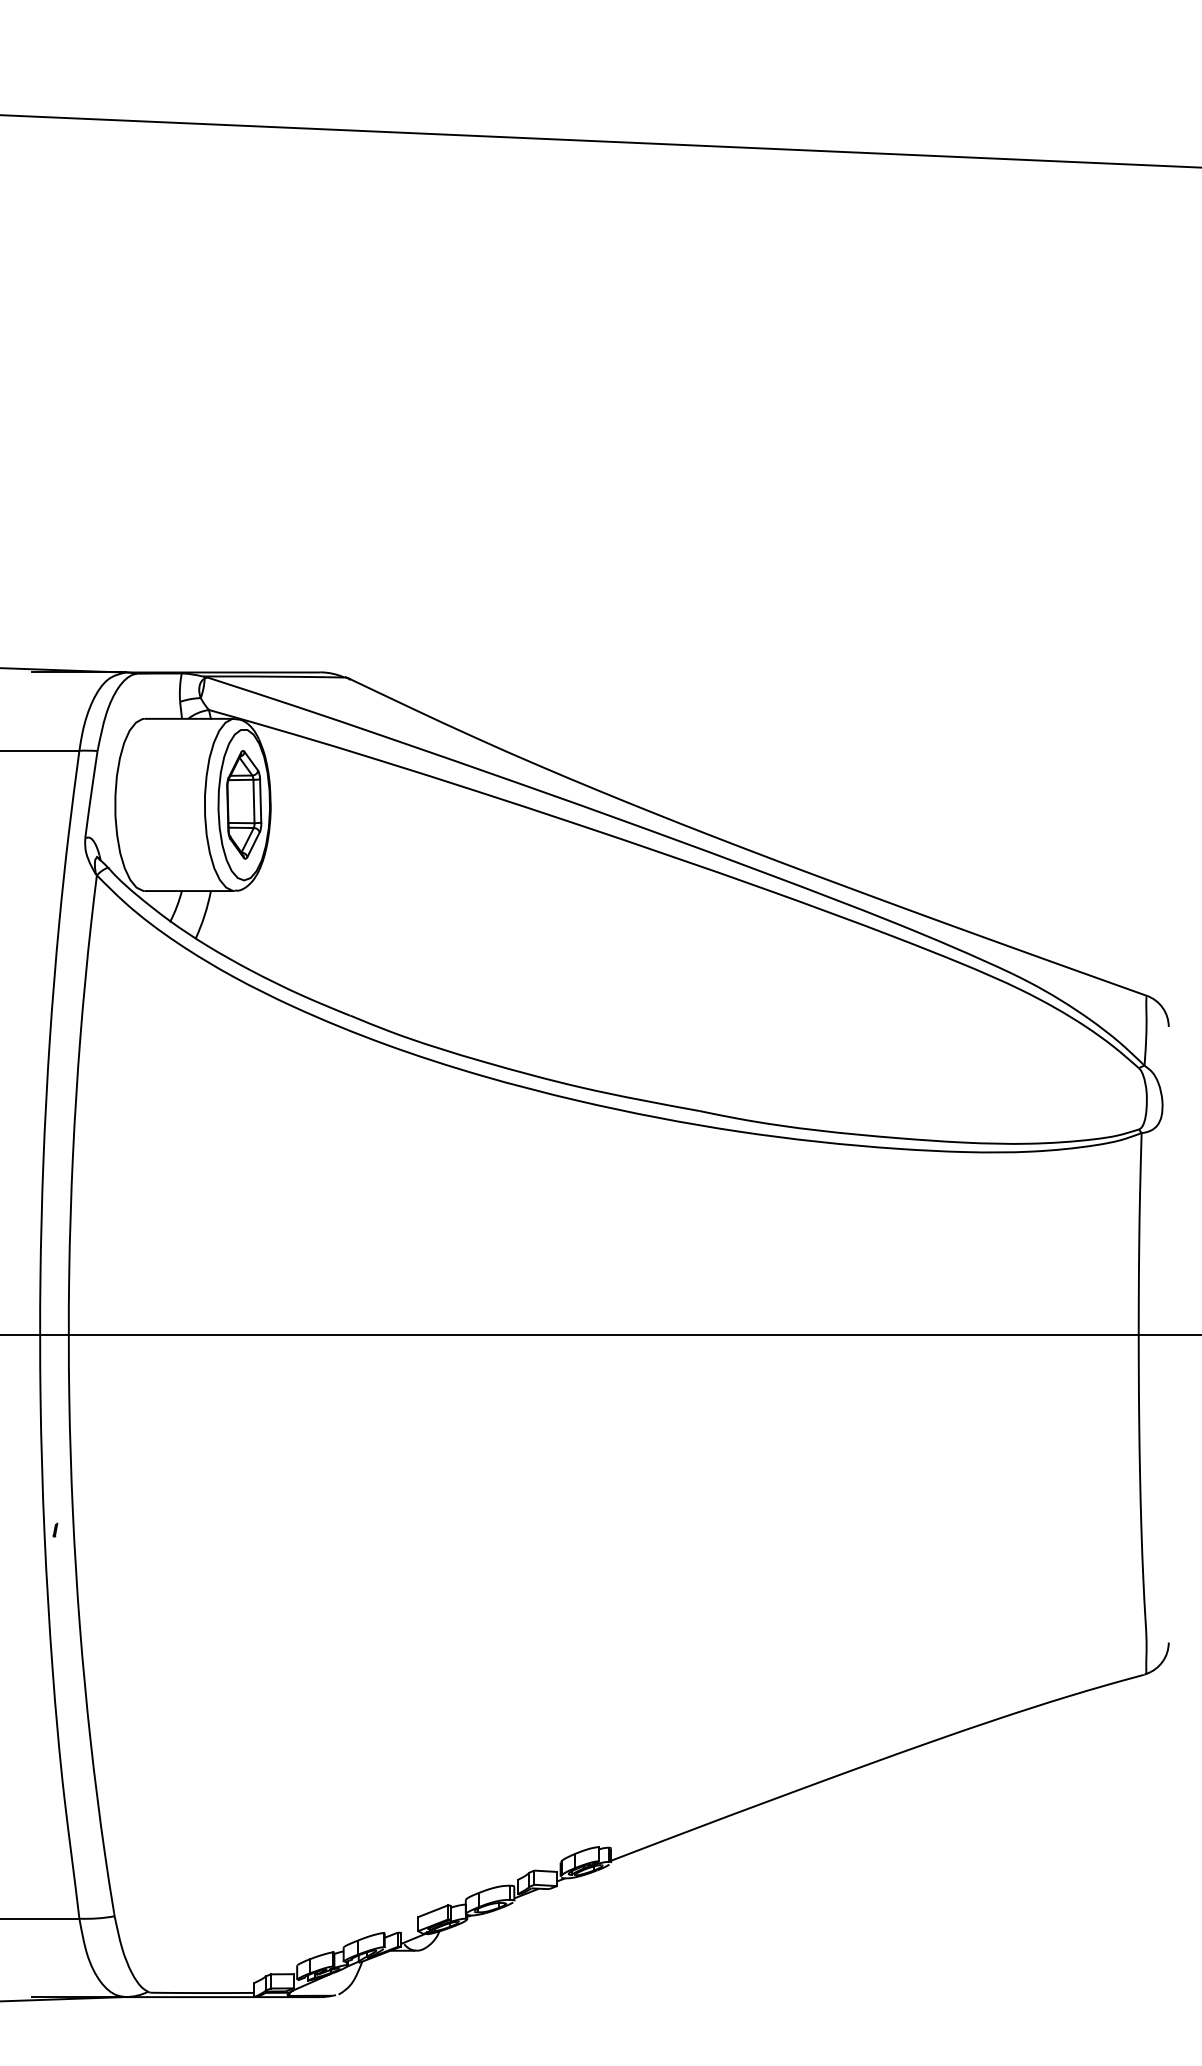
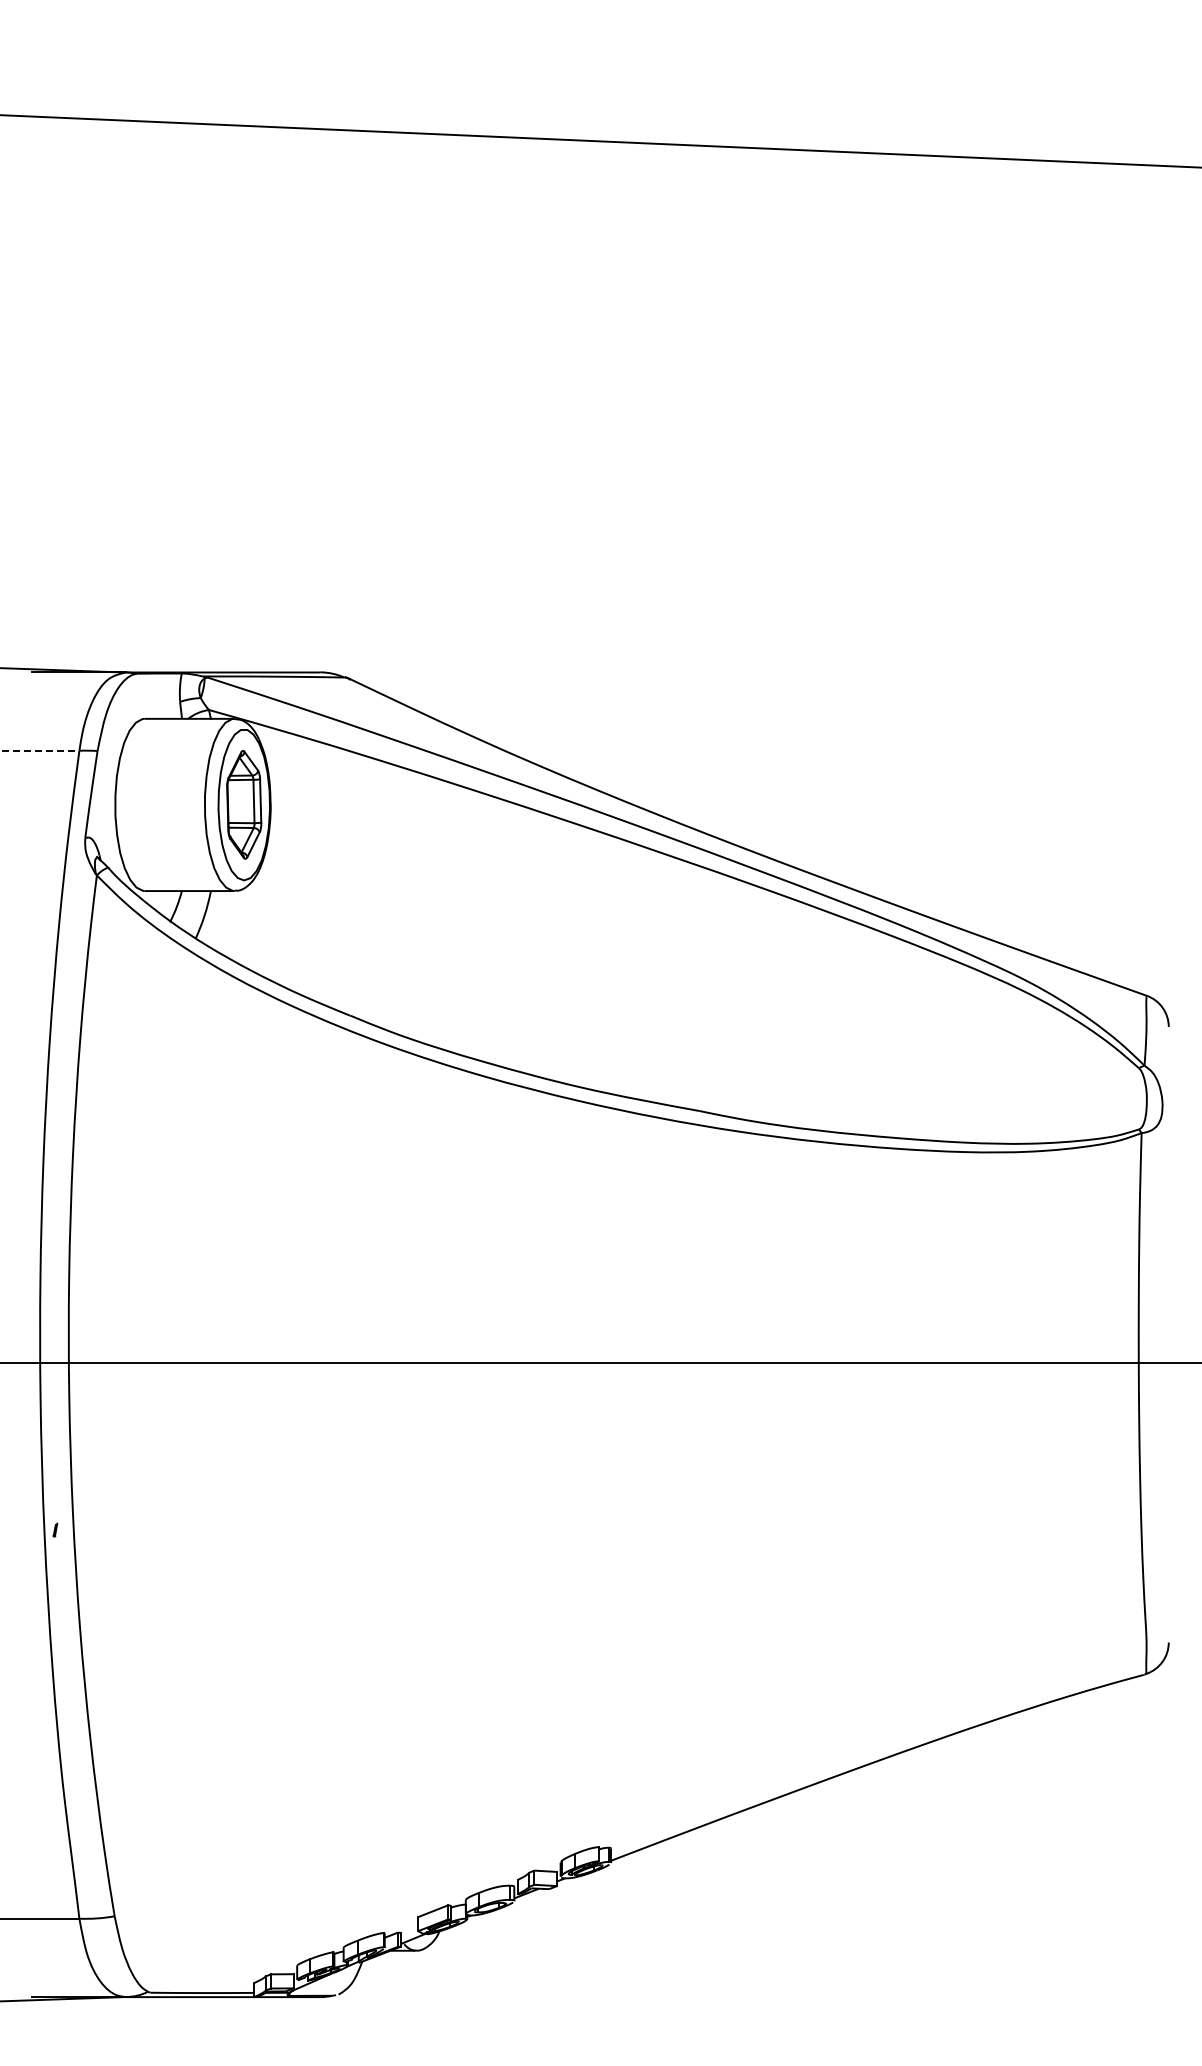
line: solid -> dashed (40, 750)
line position: (600, 1334) -> (600, 1362) (600, 1362)
